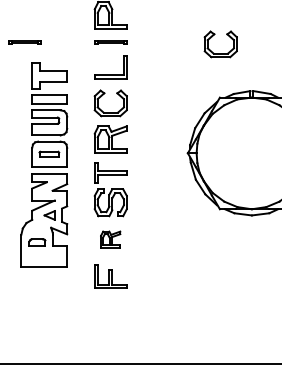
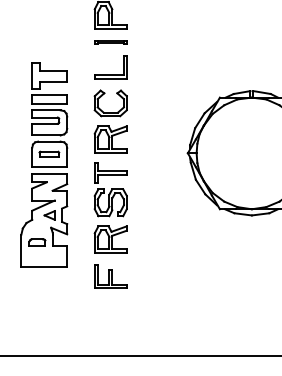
line: present -> none (24, 42)
part: present -> none (220, 53)
part size: 22x19 px -> 35x29 px (110, 239)
line position: (140, 363) -> (140, 355) (140, 355)
